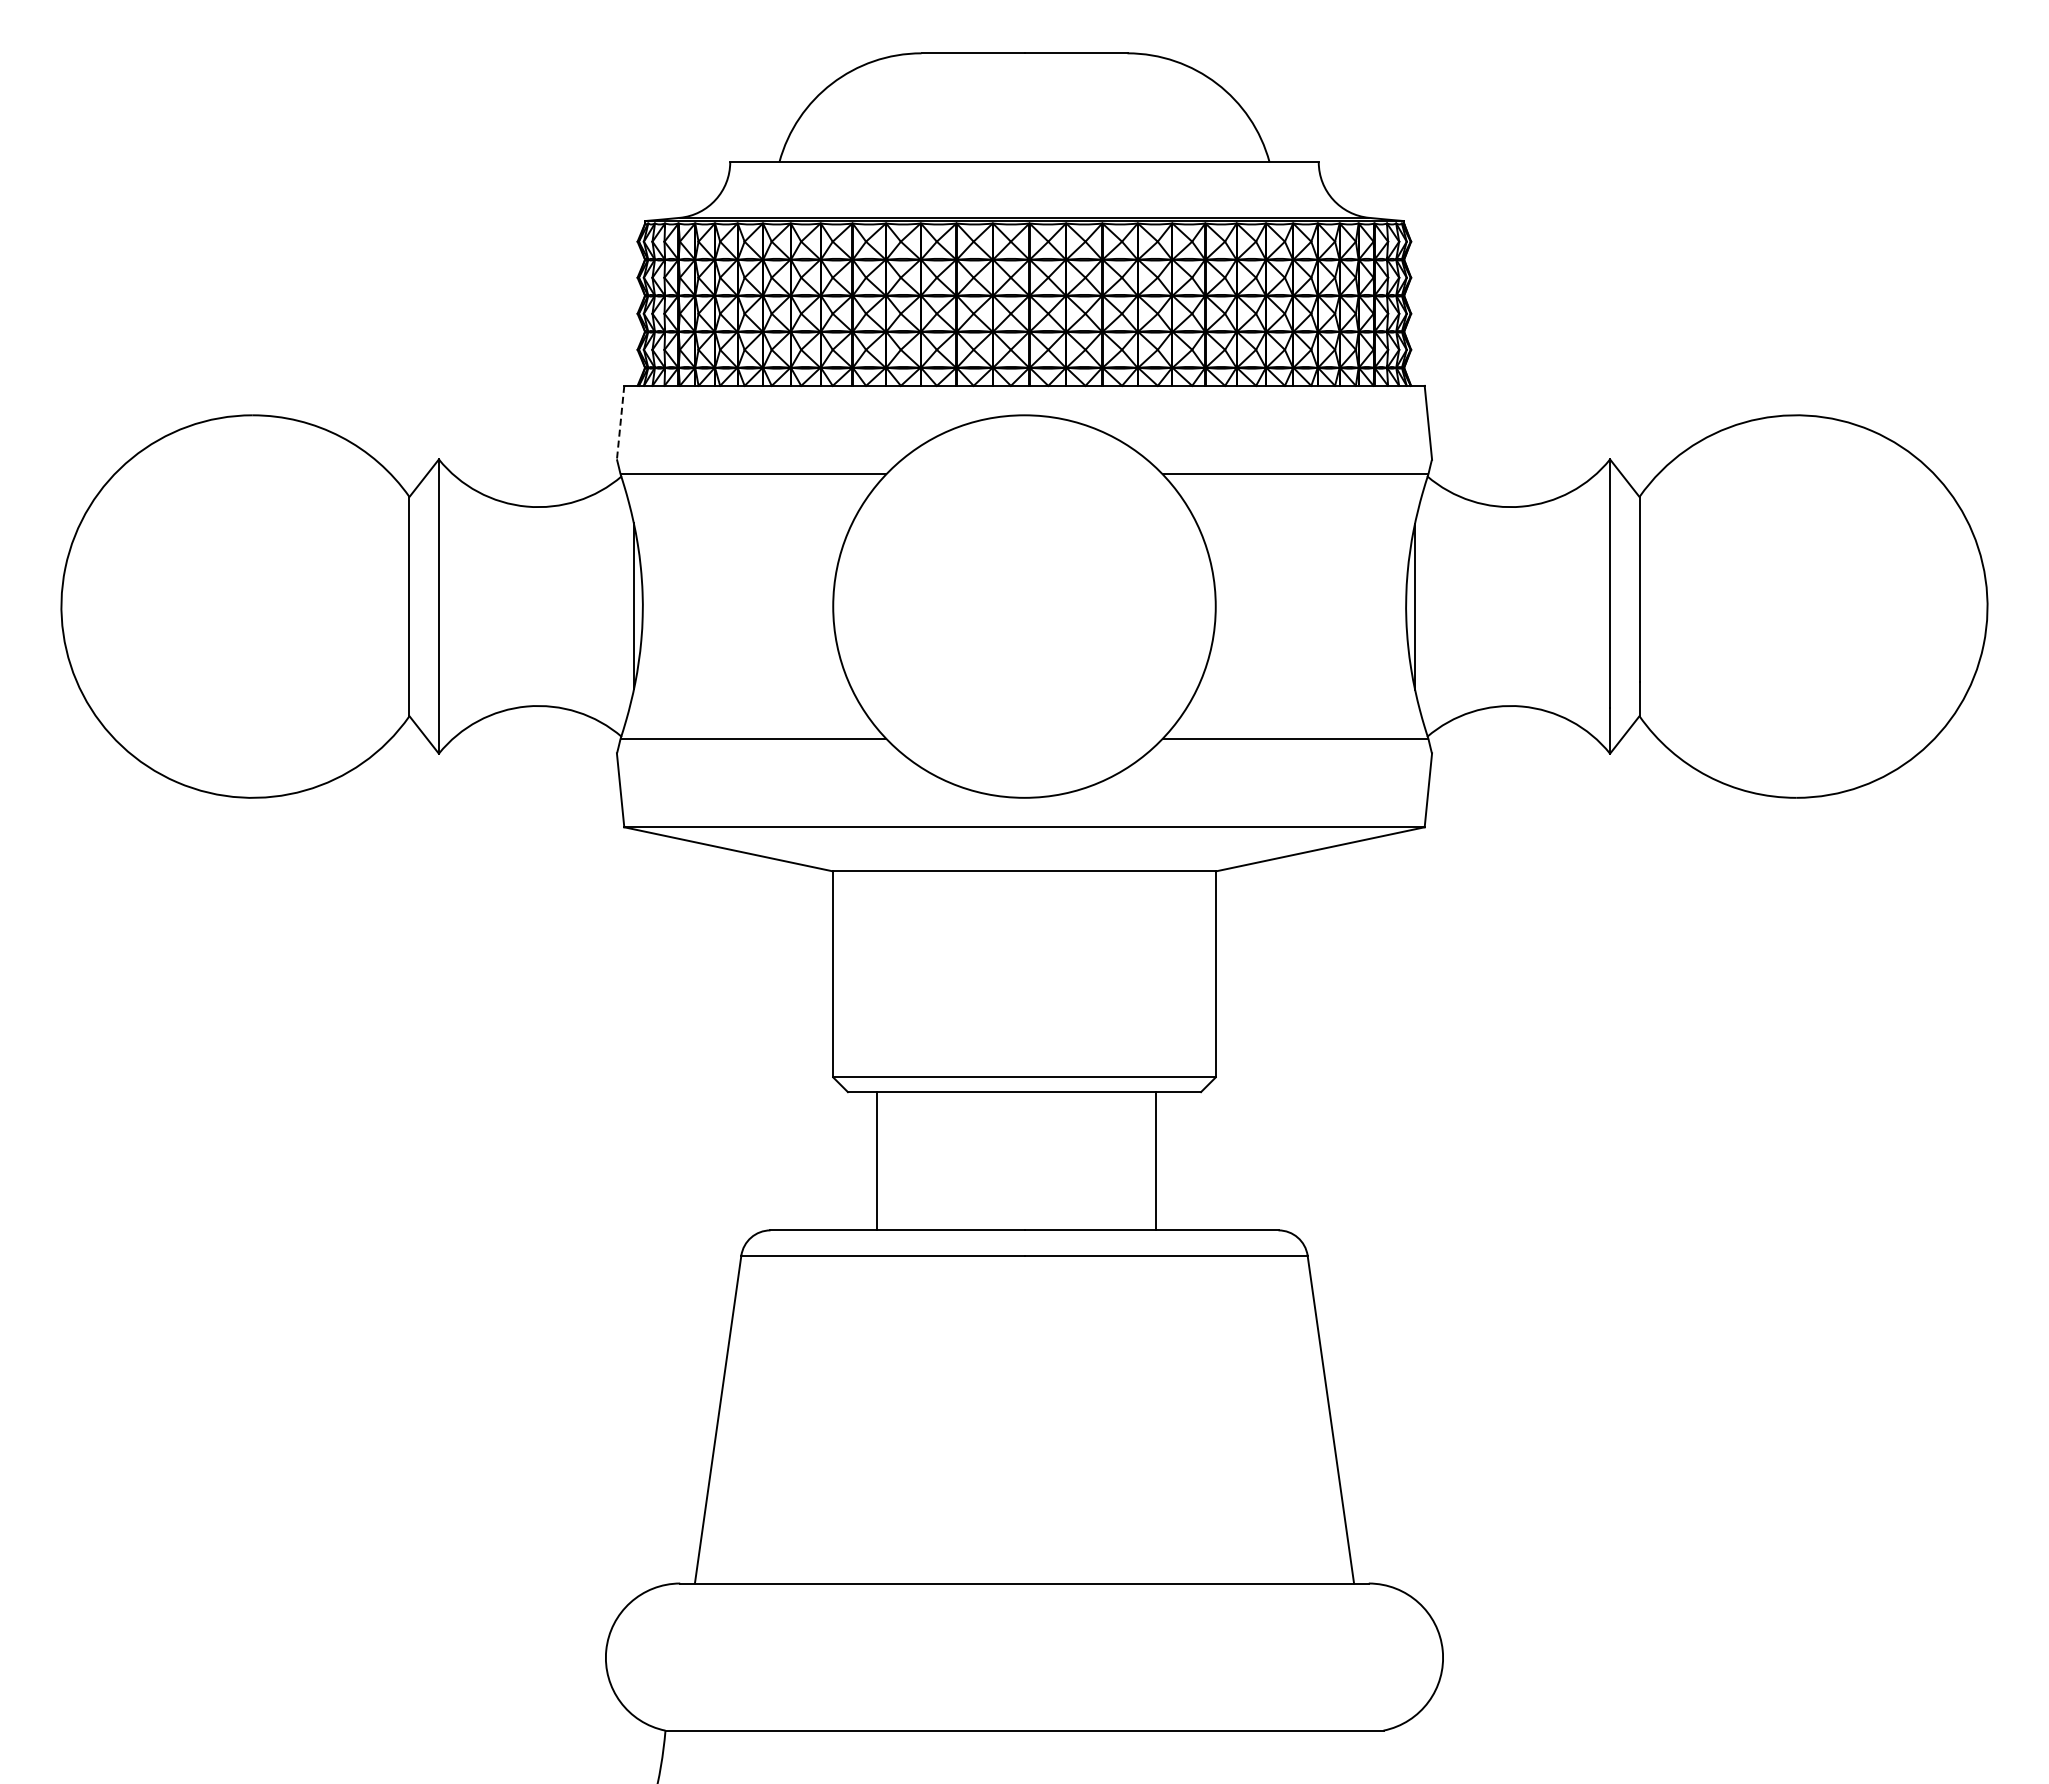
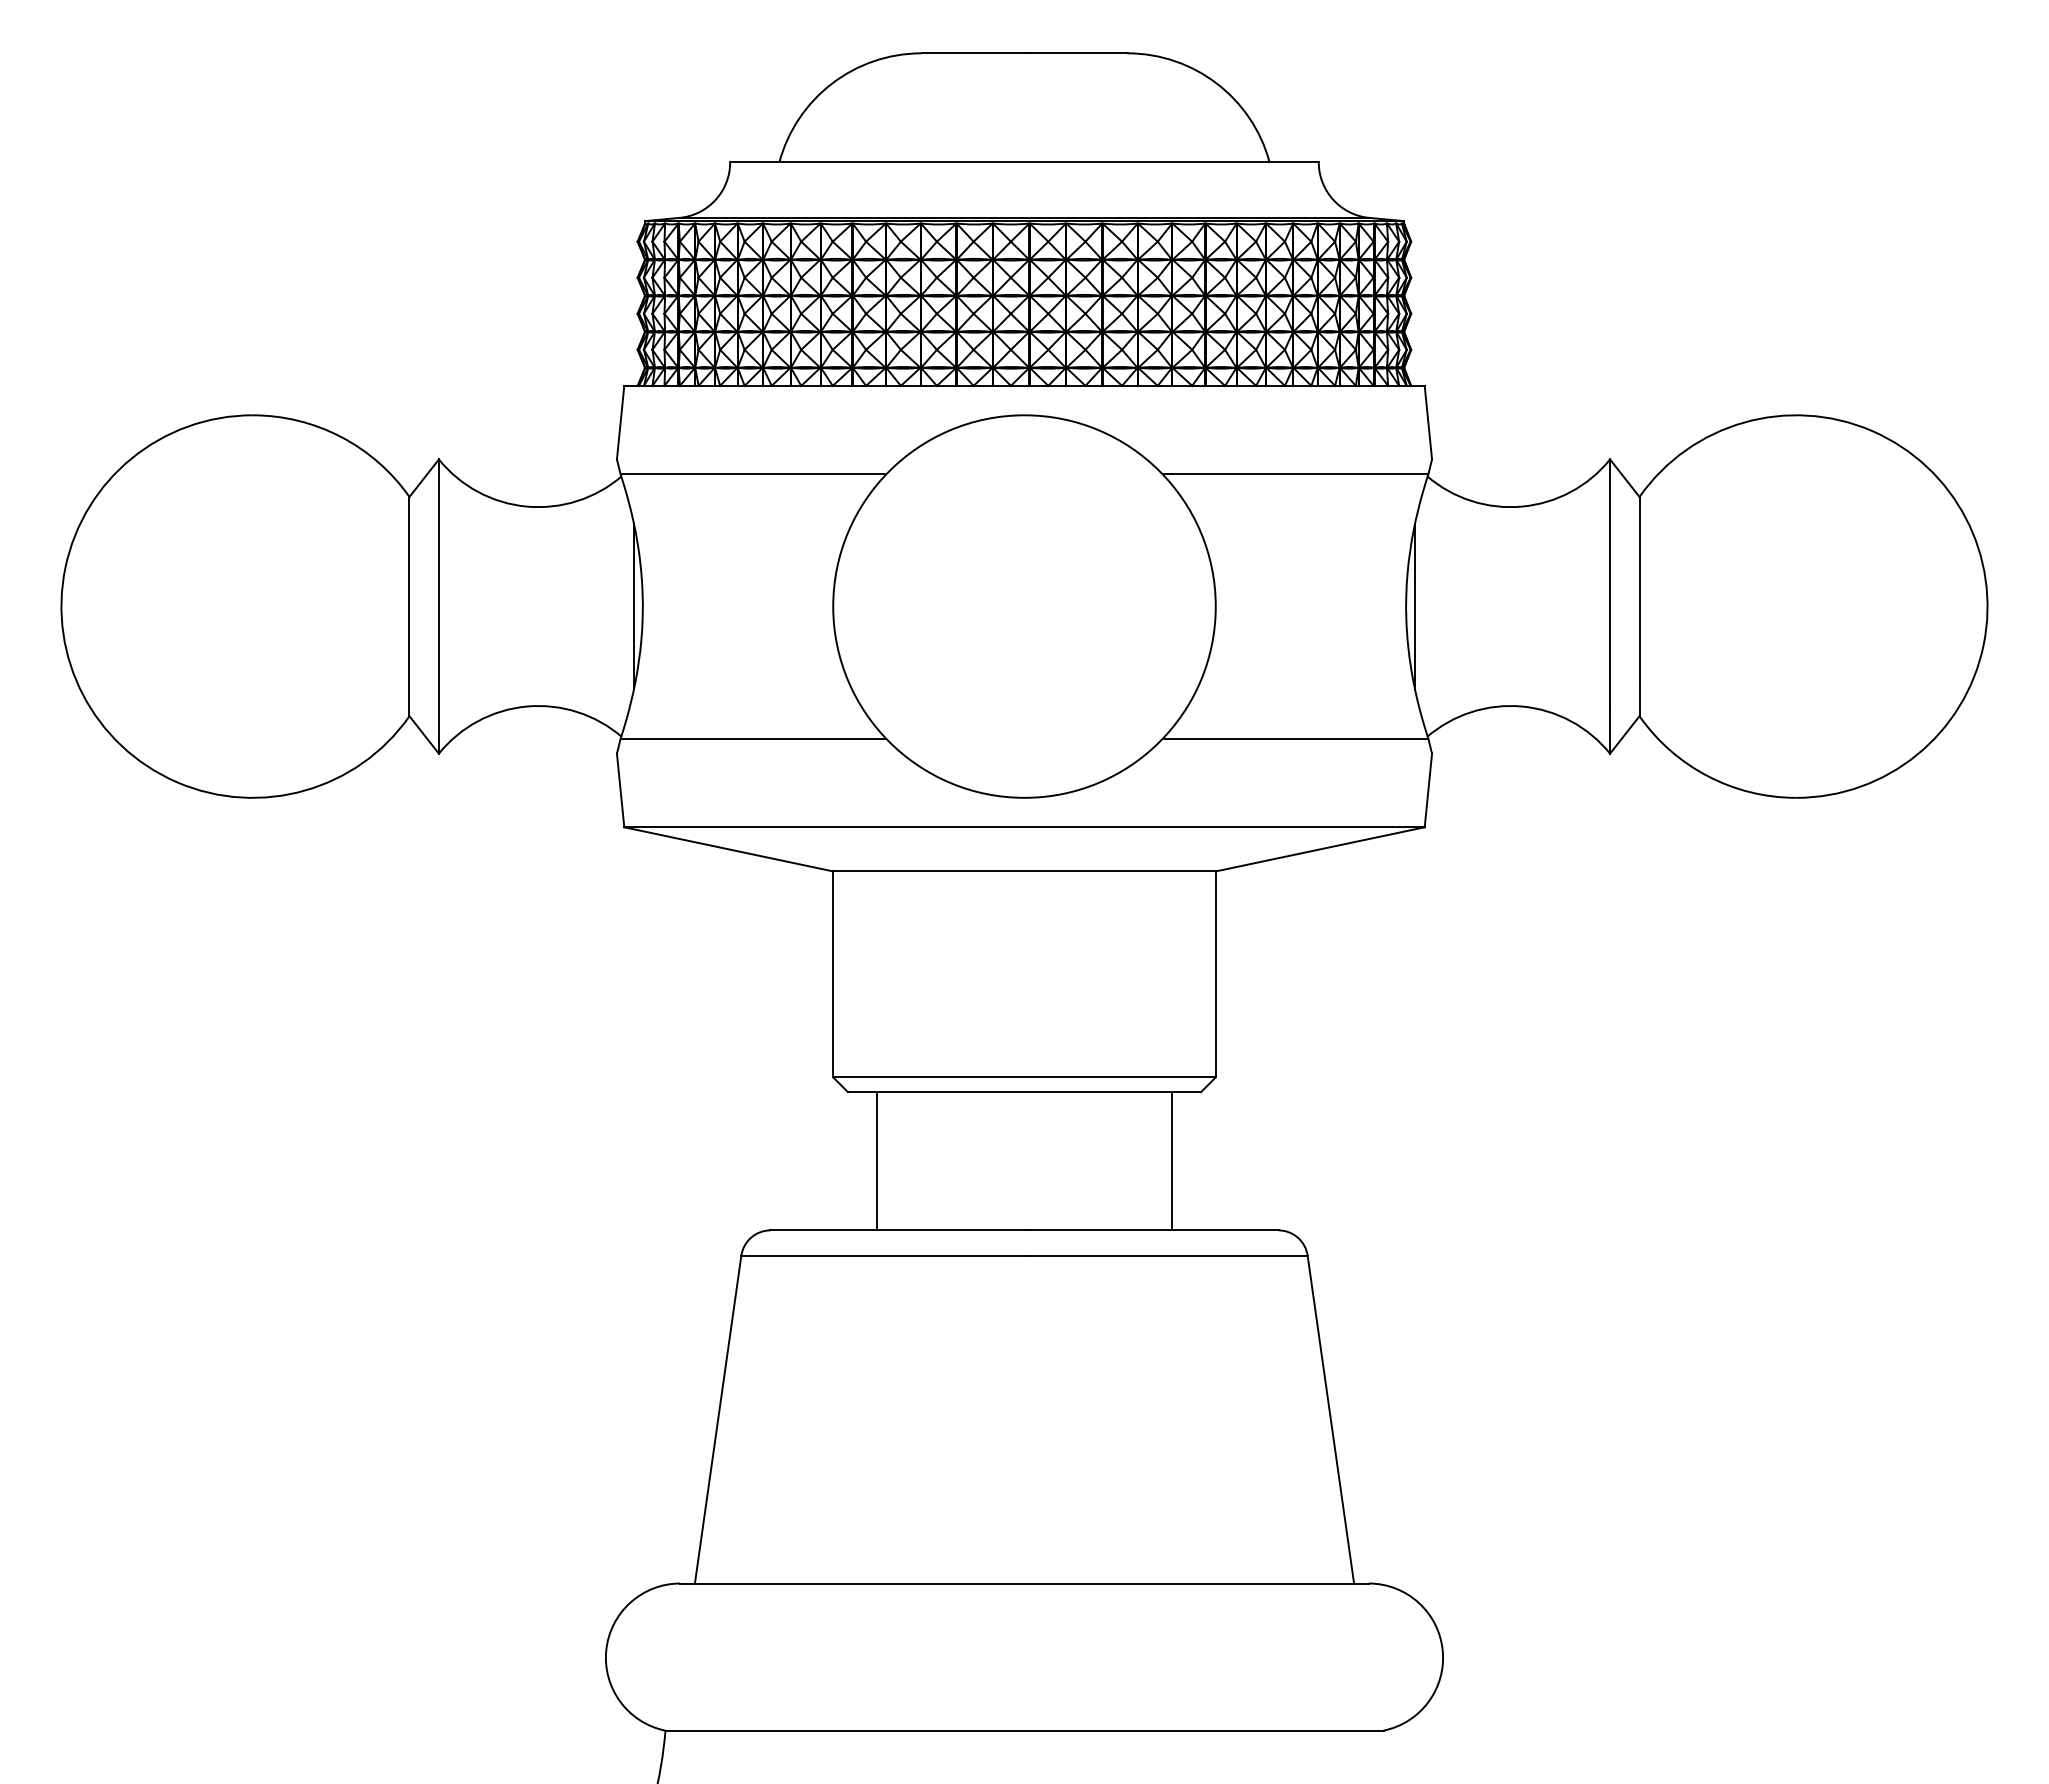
line: dashed -> solid (620, 423)
line position: (1155, 1161) -> (1171, 1161) (1171, 1161)
